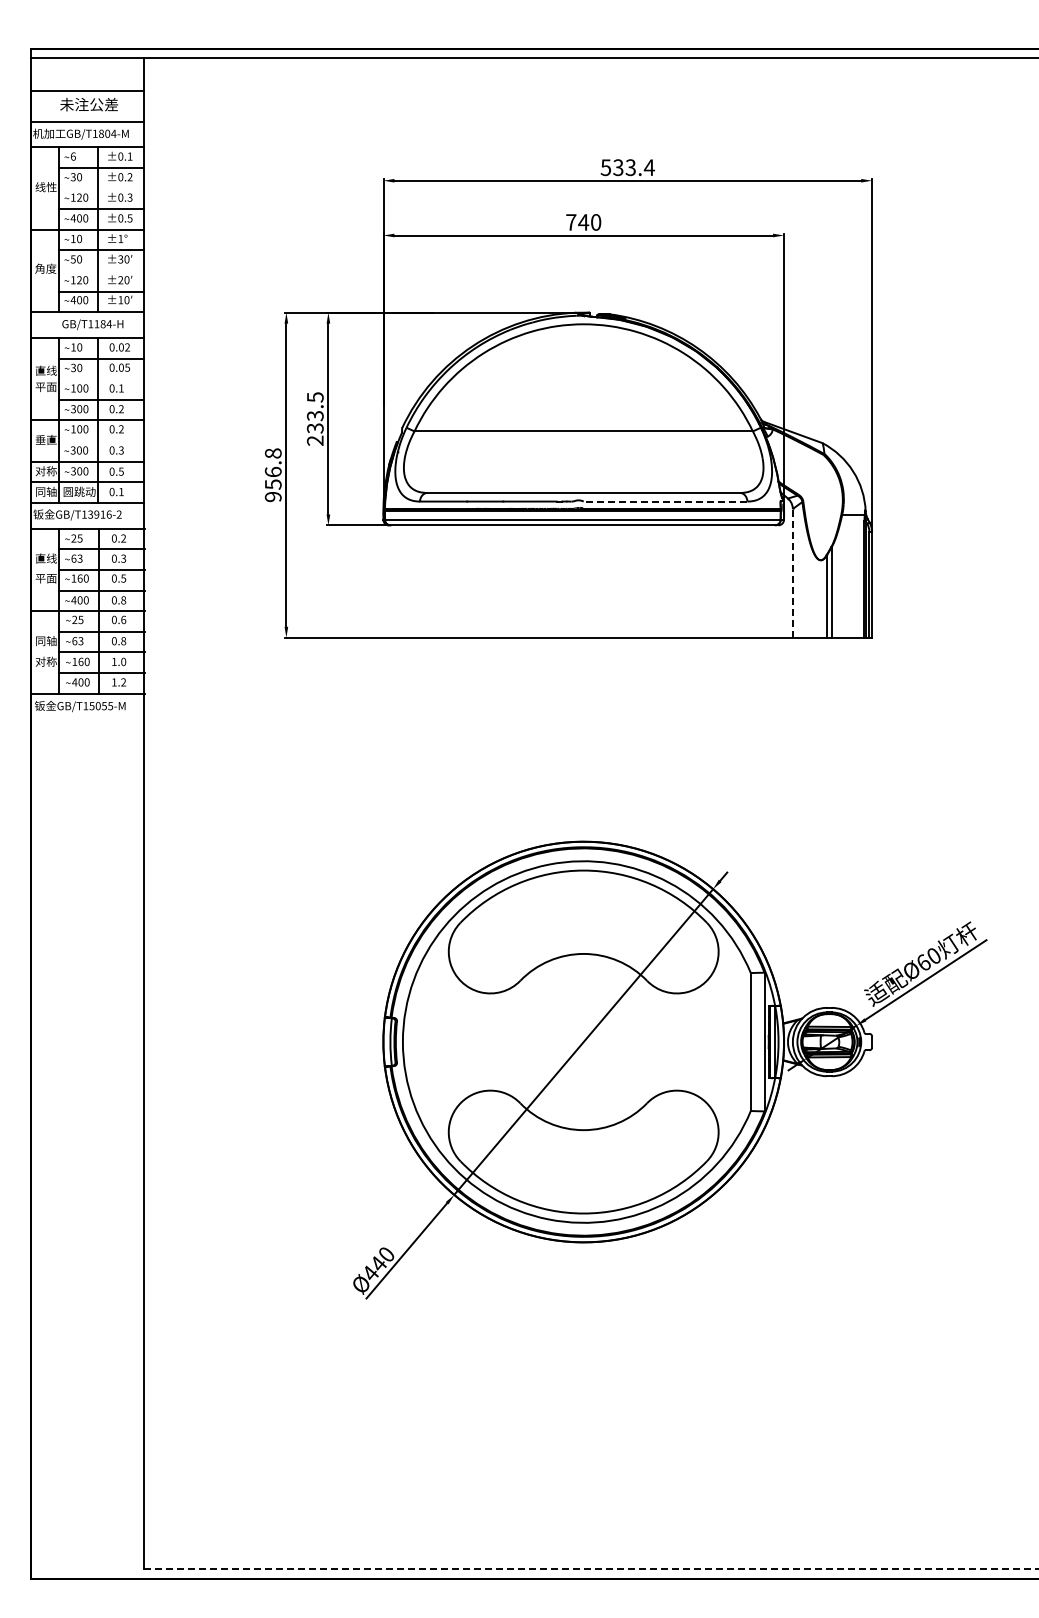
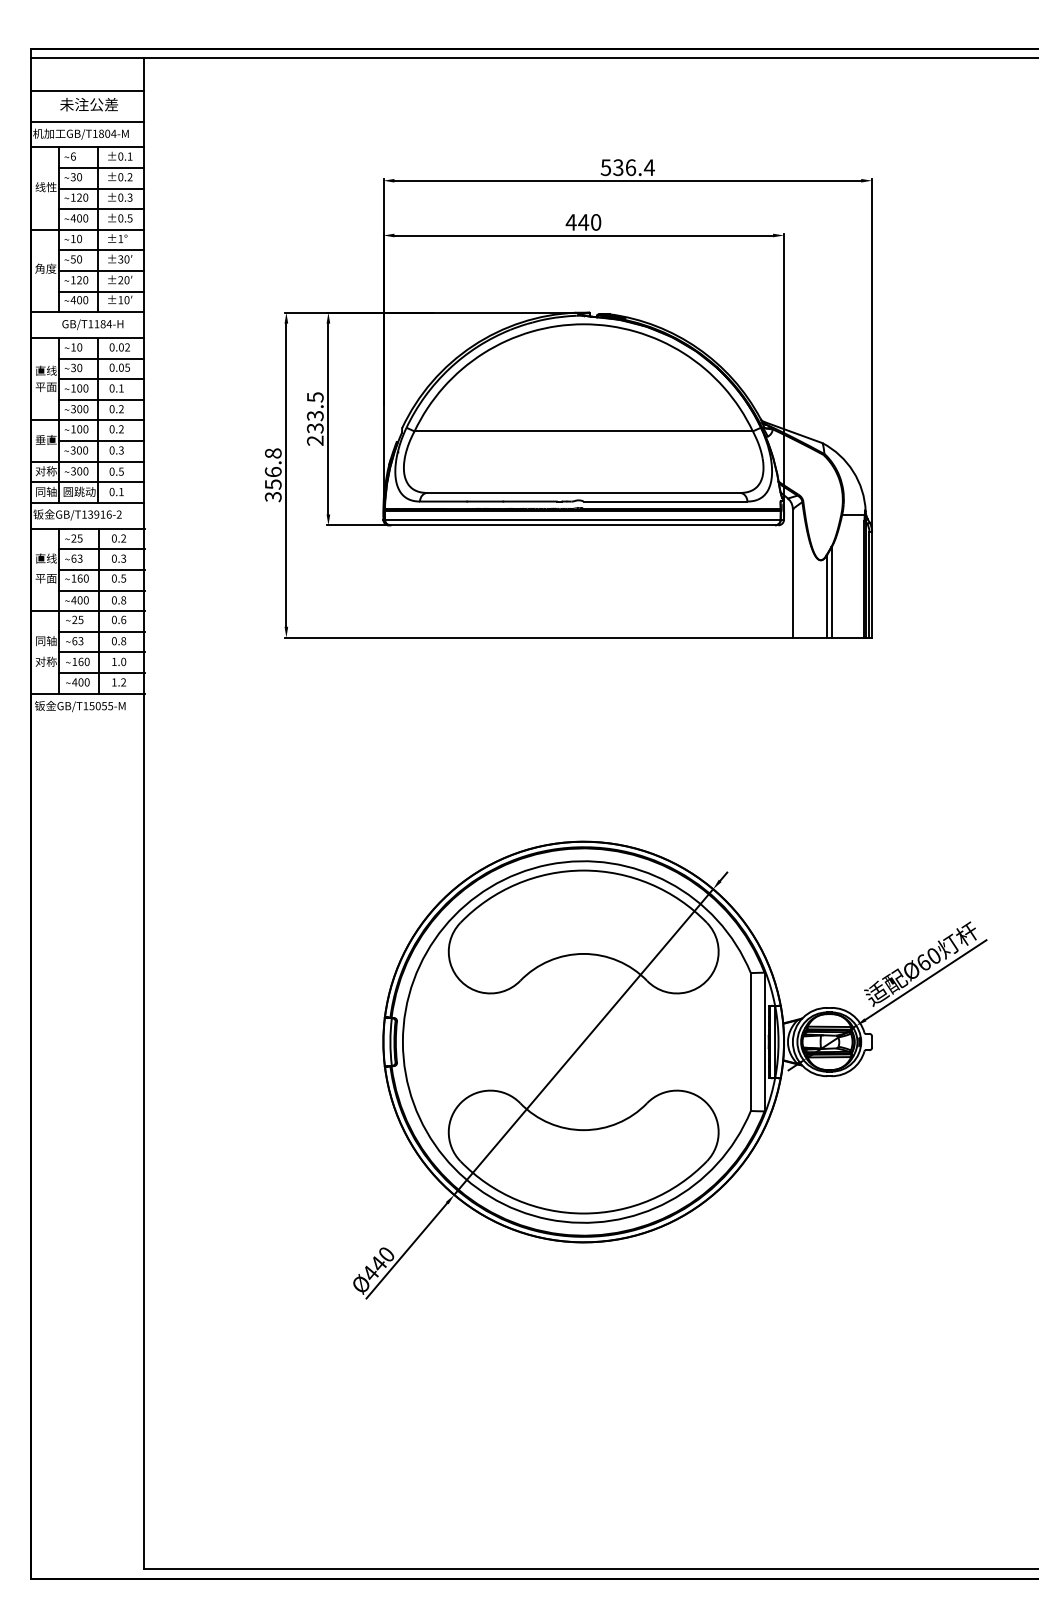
text: 533.4 -> 536.4 (630, 167)
line: none -> present (101, 188)
text: 740 -> 440 (570, 222)
line: none -> present (101, 271)
line: none -> present (101, 379)
line: none -> present (101, 441)
text: 956.8 -> 356.8 (273, 497)
line: dashed -> solid (665, 501)
line: dashed -> solid (792, 572)
line: dashed -> solid (591, 1569)
